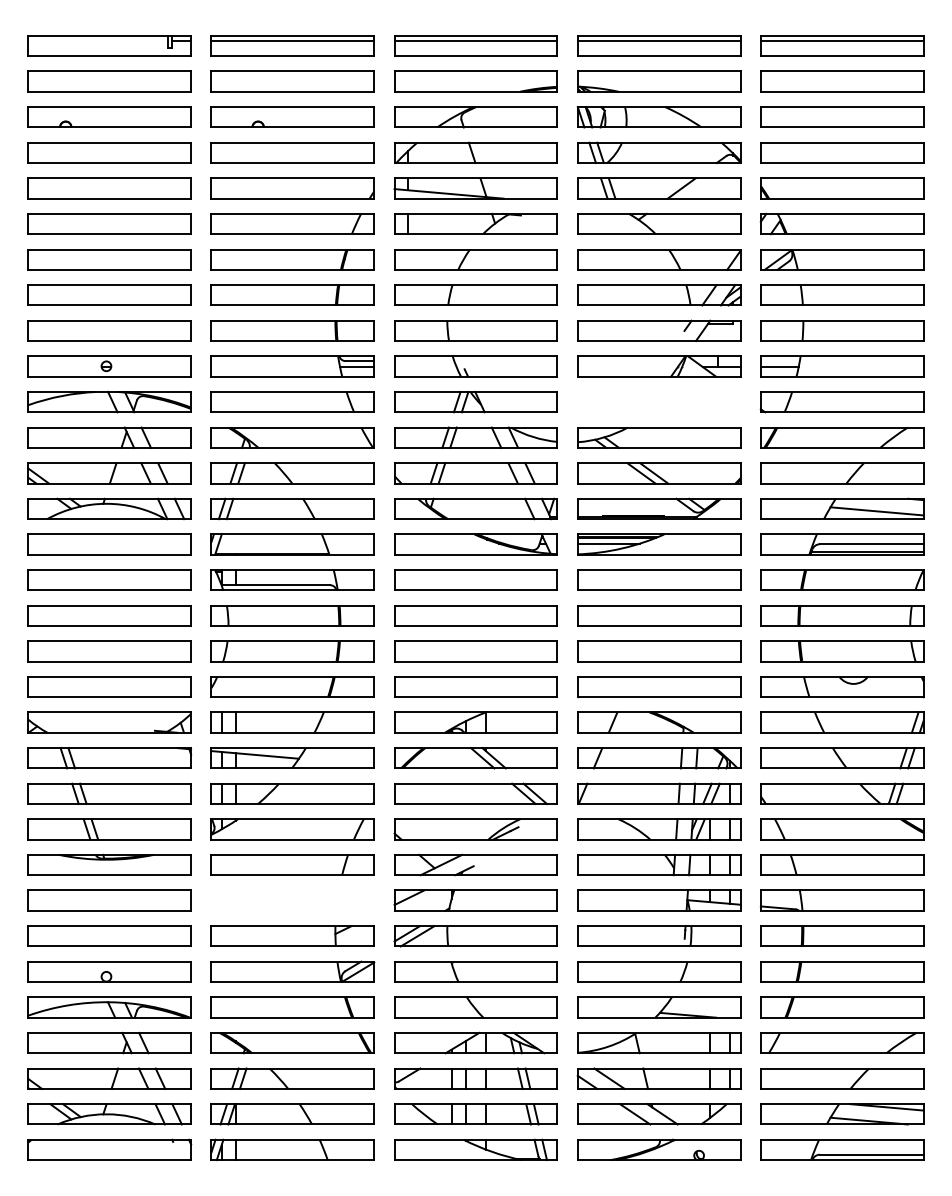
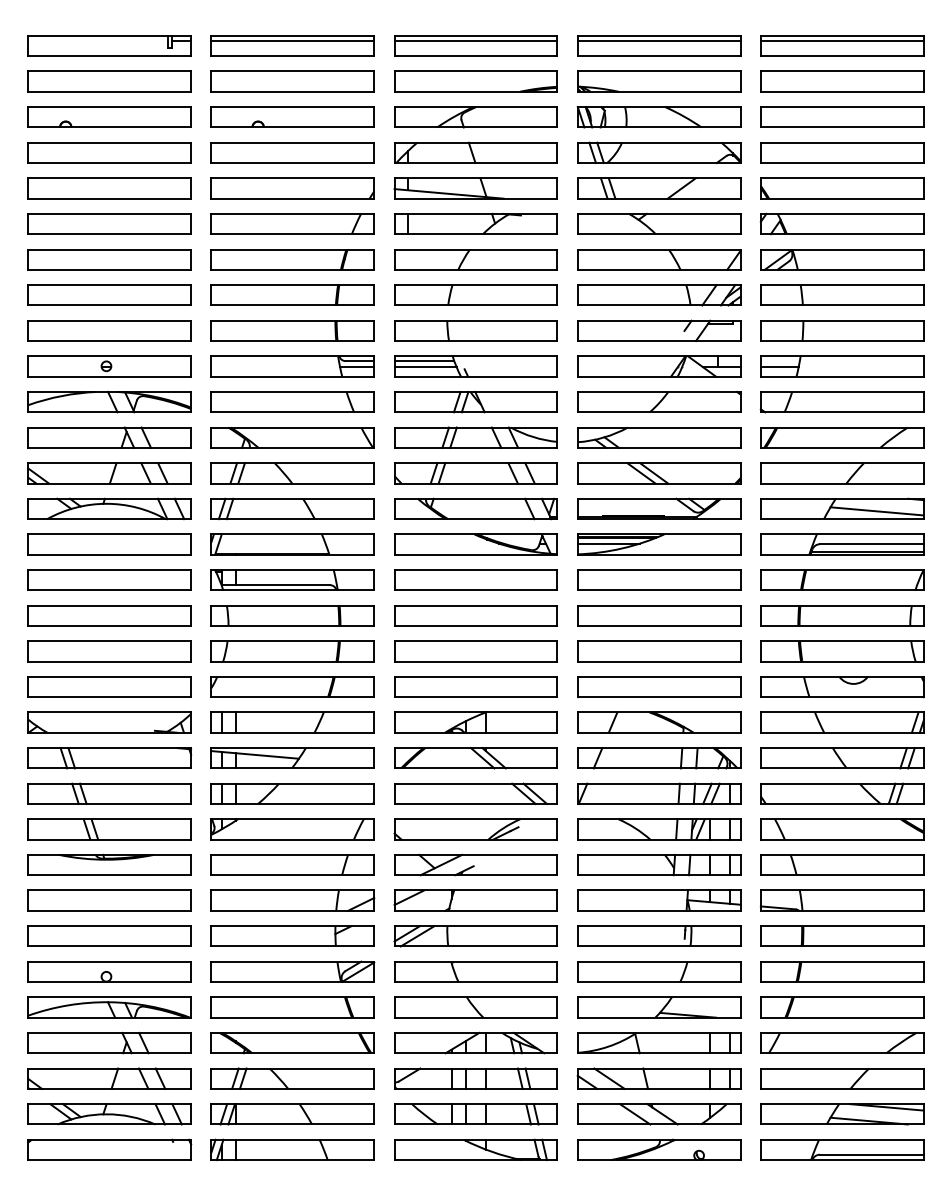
line: none -> present (424, 361)
line: none -> present (425, 366)
part: none -> present (659, 401)
part: none -> present (292, 900)
